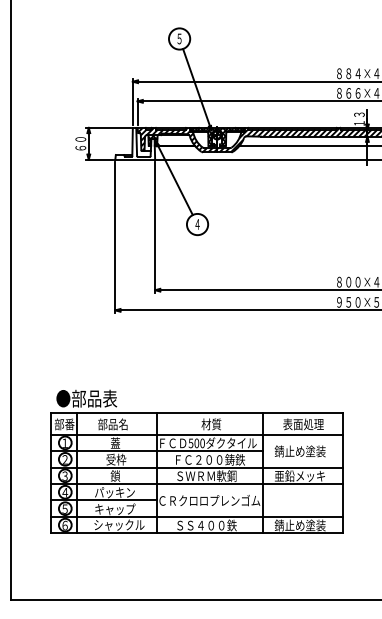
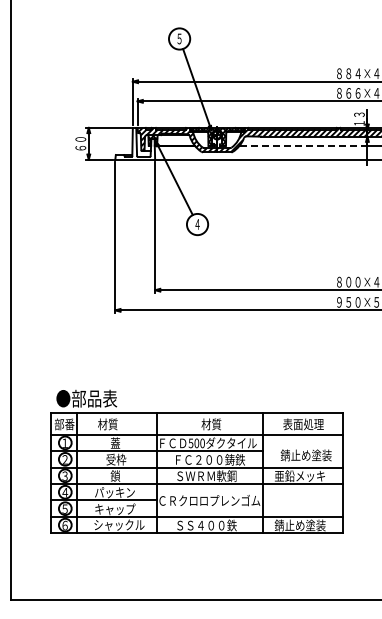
line: solid -> dashed (303, 145)
text: 部品名 -> 材質 (112, 424)
text position: (299, 451) -> (305, 455) (305, 455)
